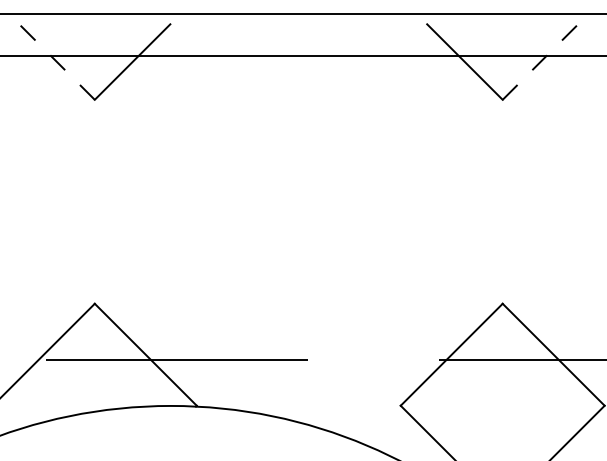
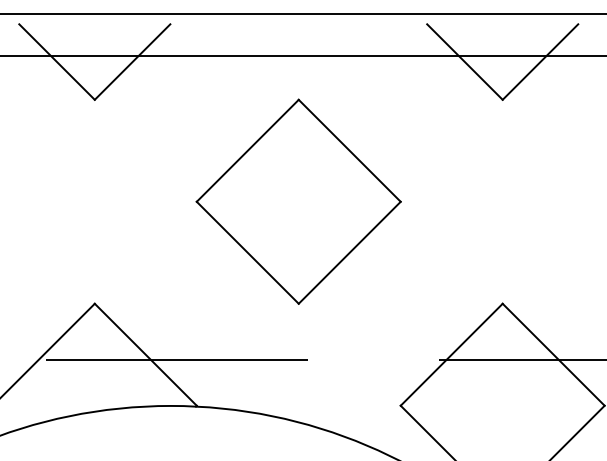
line: dashed -> solid (56, 61)
line: dashed -> solid (540, 61)
part: none -> present (298, 201)
